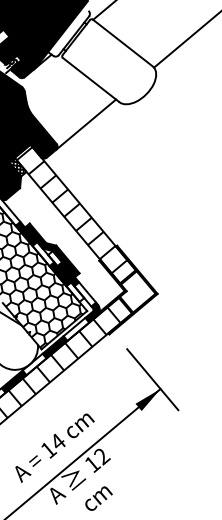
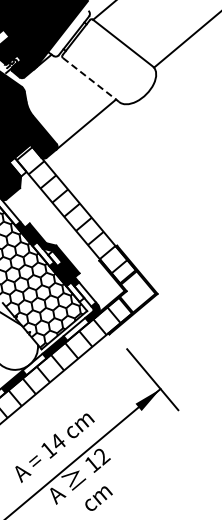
line: solid -> dashed (91, 80)
hatch: present -> none (17, 166)
